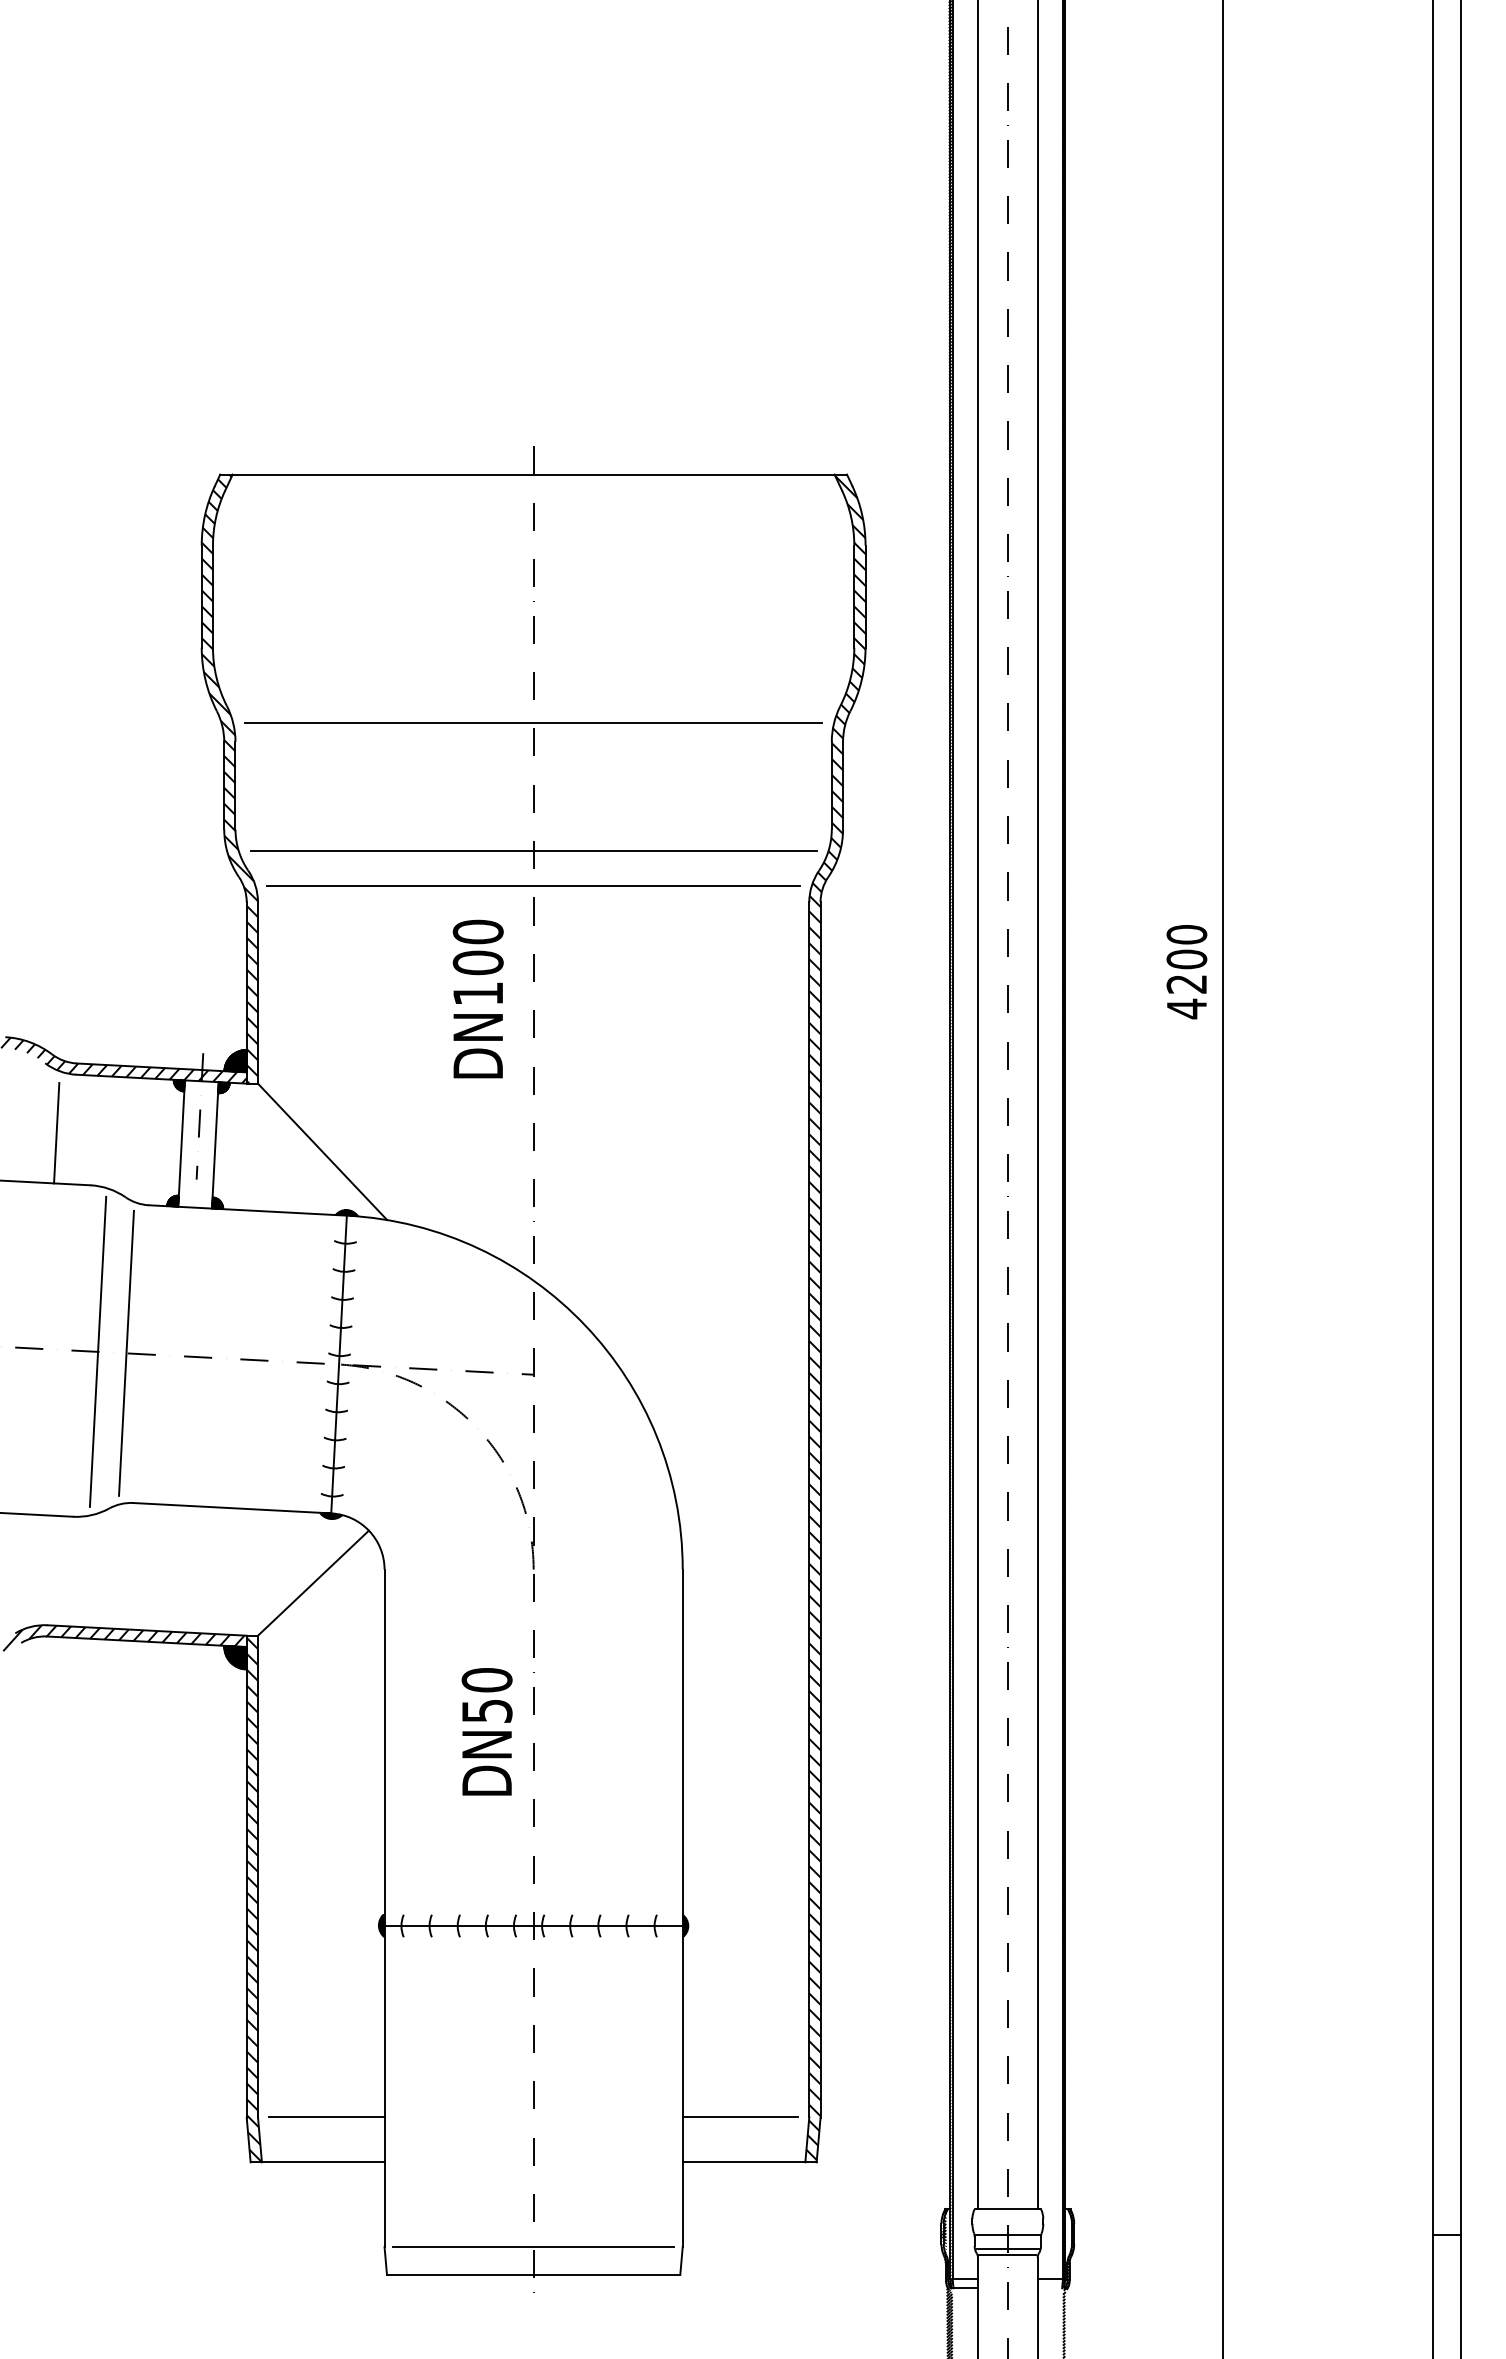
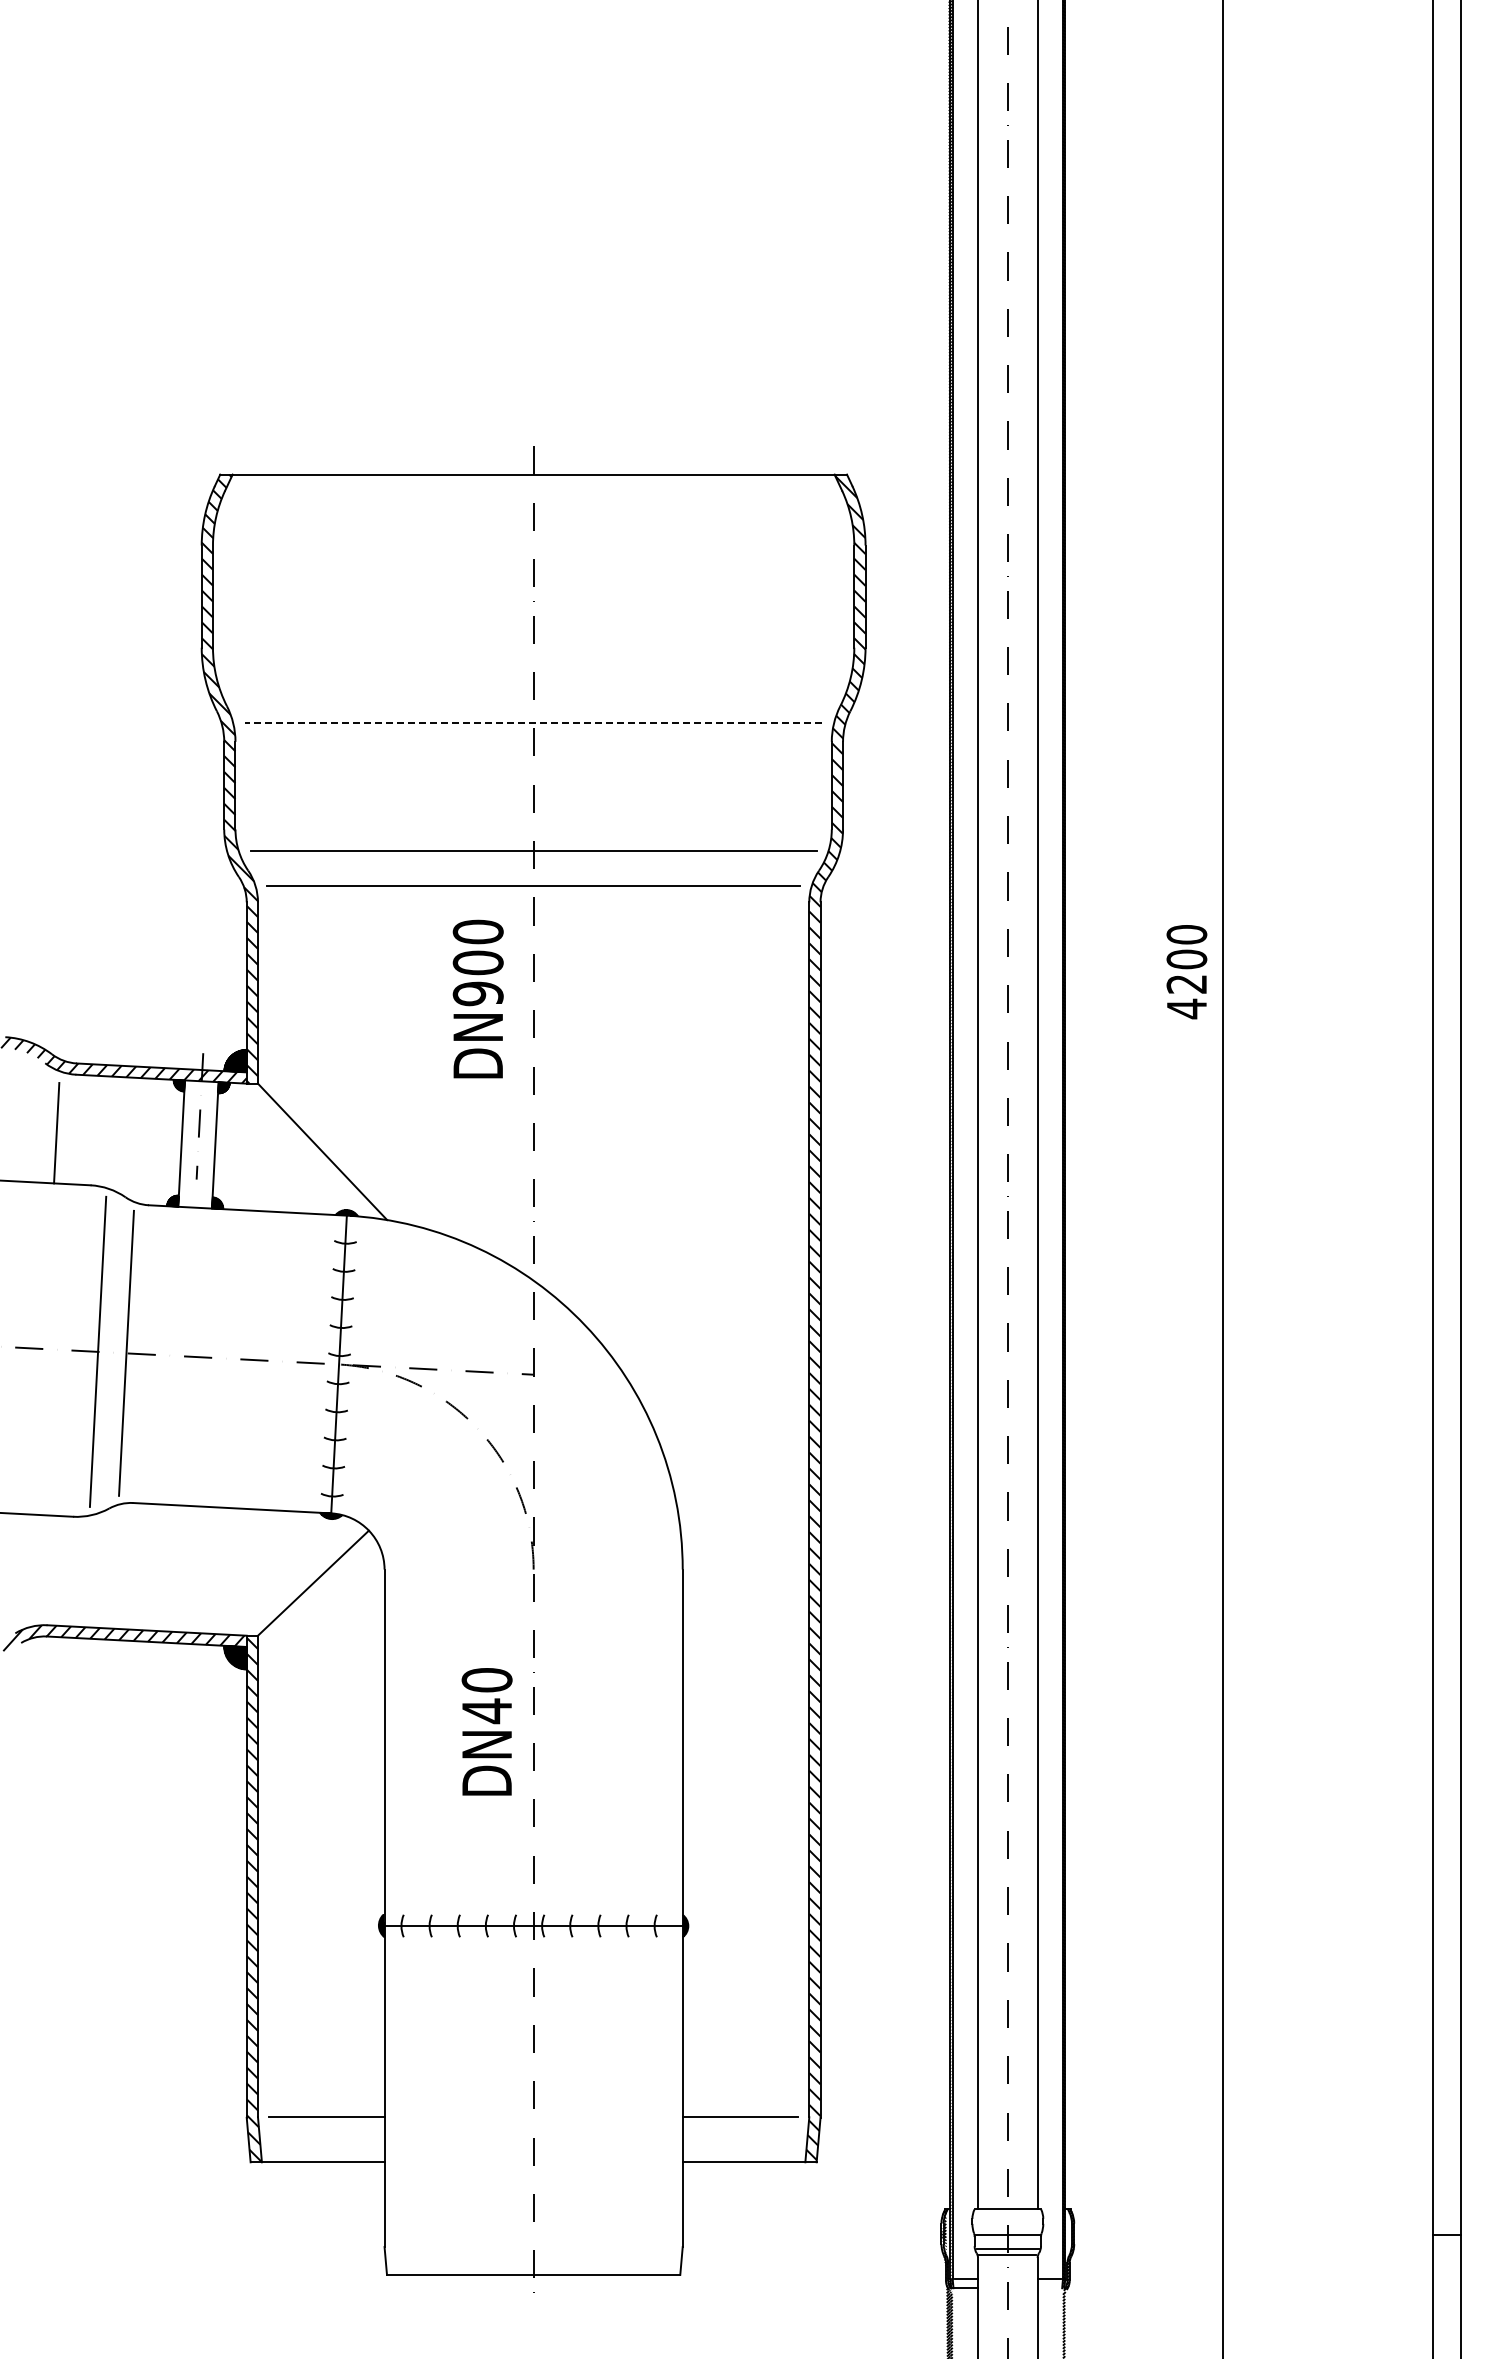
line: solid -> dashed (533, 723)
text: DN100 -> DN900 (477, 993)
text: DN50 -> DN40 (487, 1711)
line: present -> none (533, 2246)
